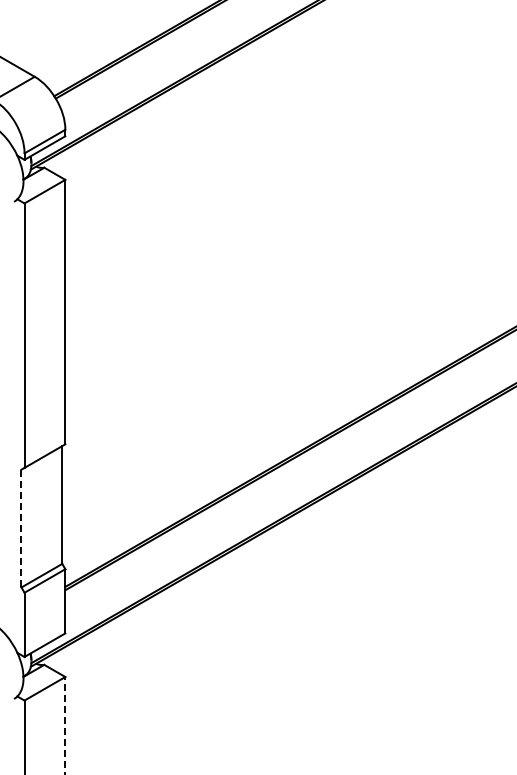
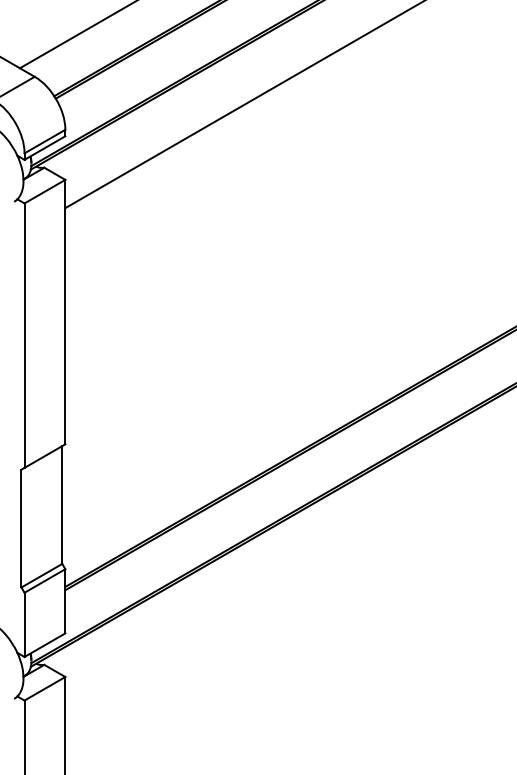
line: none -> present (76, 35)
line: none -> present (243, 105)
line: dashed -> solid (21, 528)
line: dashed -> solid (65, 725)
